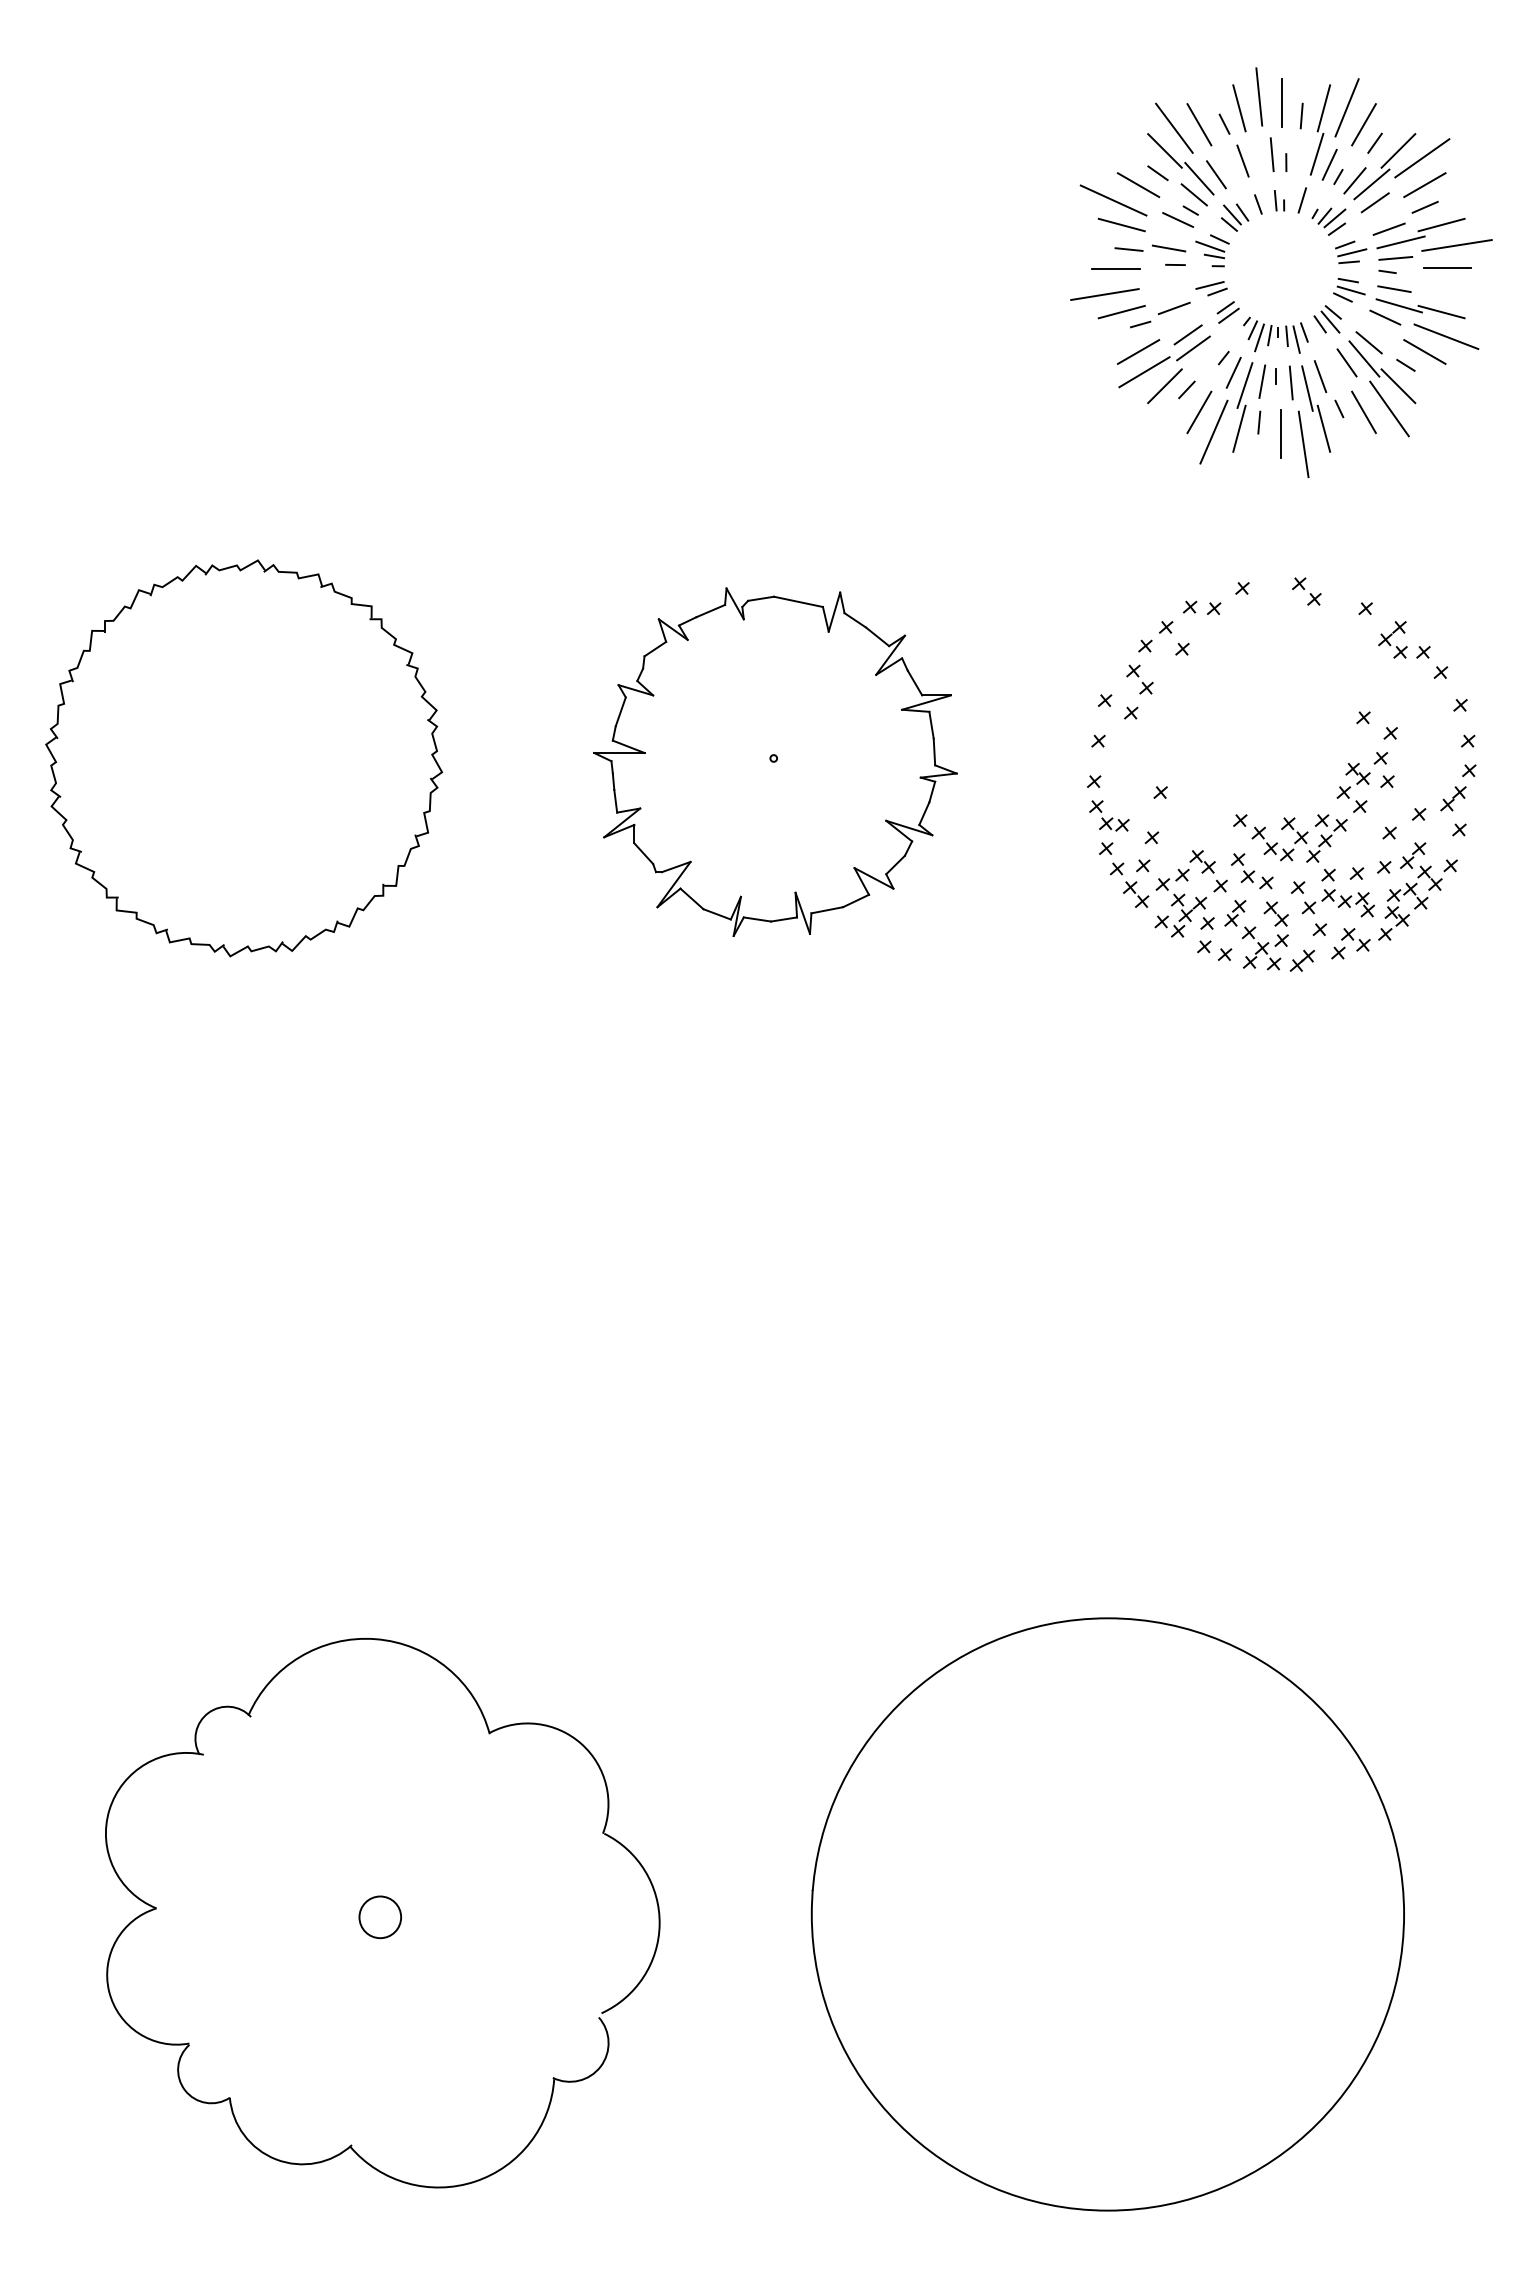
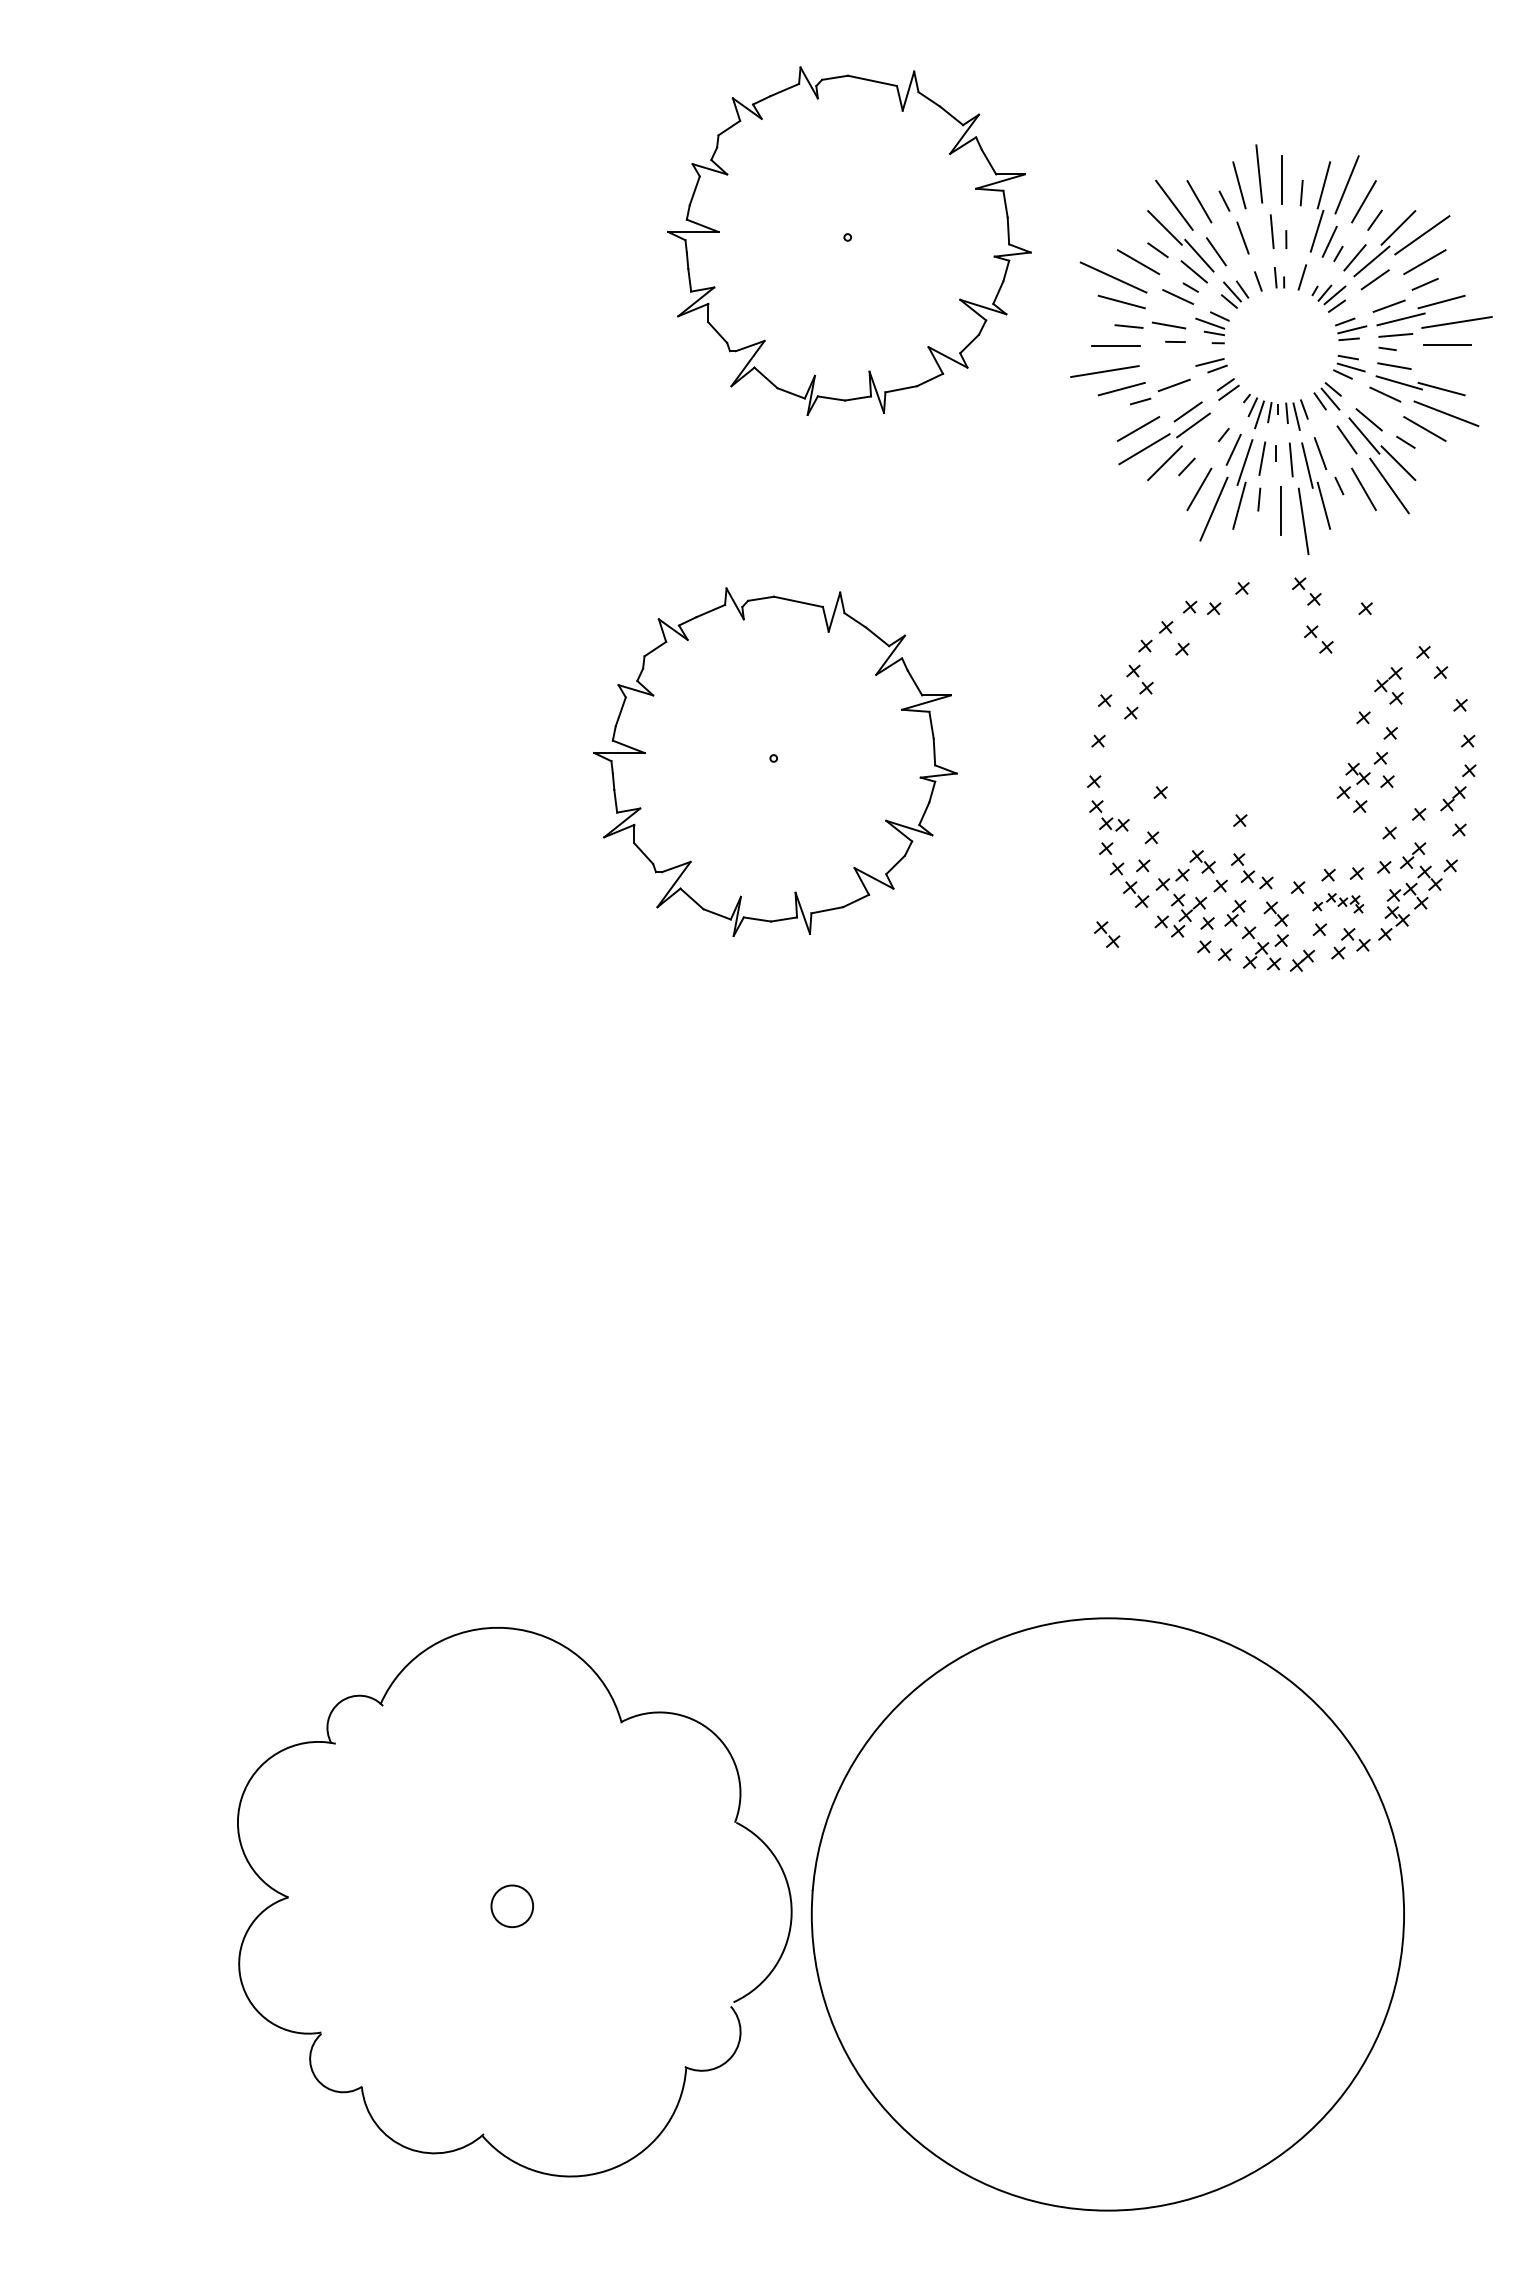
part: none -> present (849, 240)
part position: (1285, 325) -> (1285, 402) (1285, 402)
part: none -> present (1318, 639)
part position: (1392, 639) -> (1388, 685) (1388, 685)
part: present -> none (244, 758)
part: present -> none (1299, 838)
part size: 74x29 px -> 53x21 px (1338, 903)
part: none -> present (1107, 934)
part position: (382, 1913) -> (514, 1902) (514, 1902)
